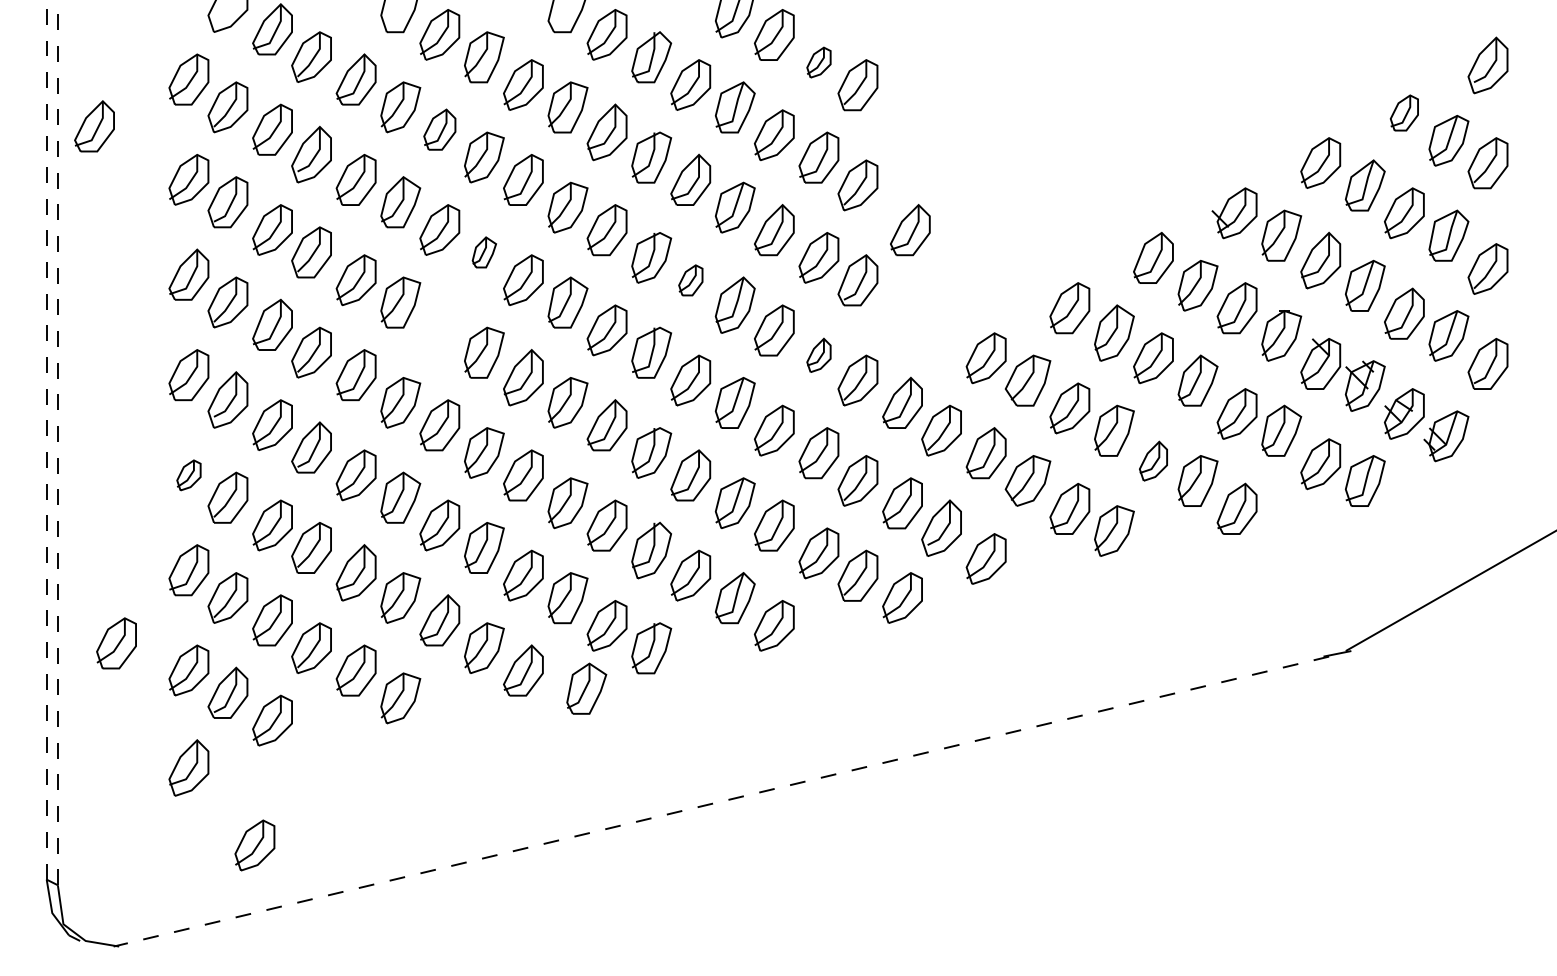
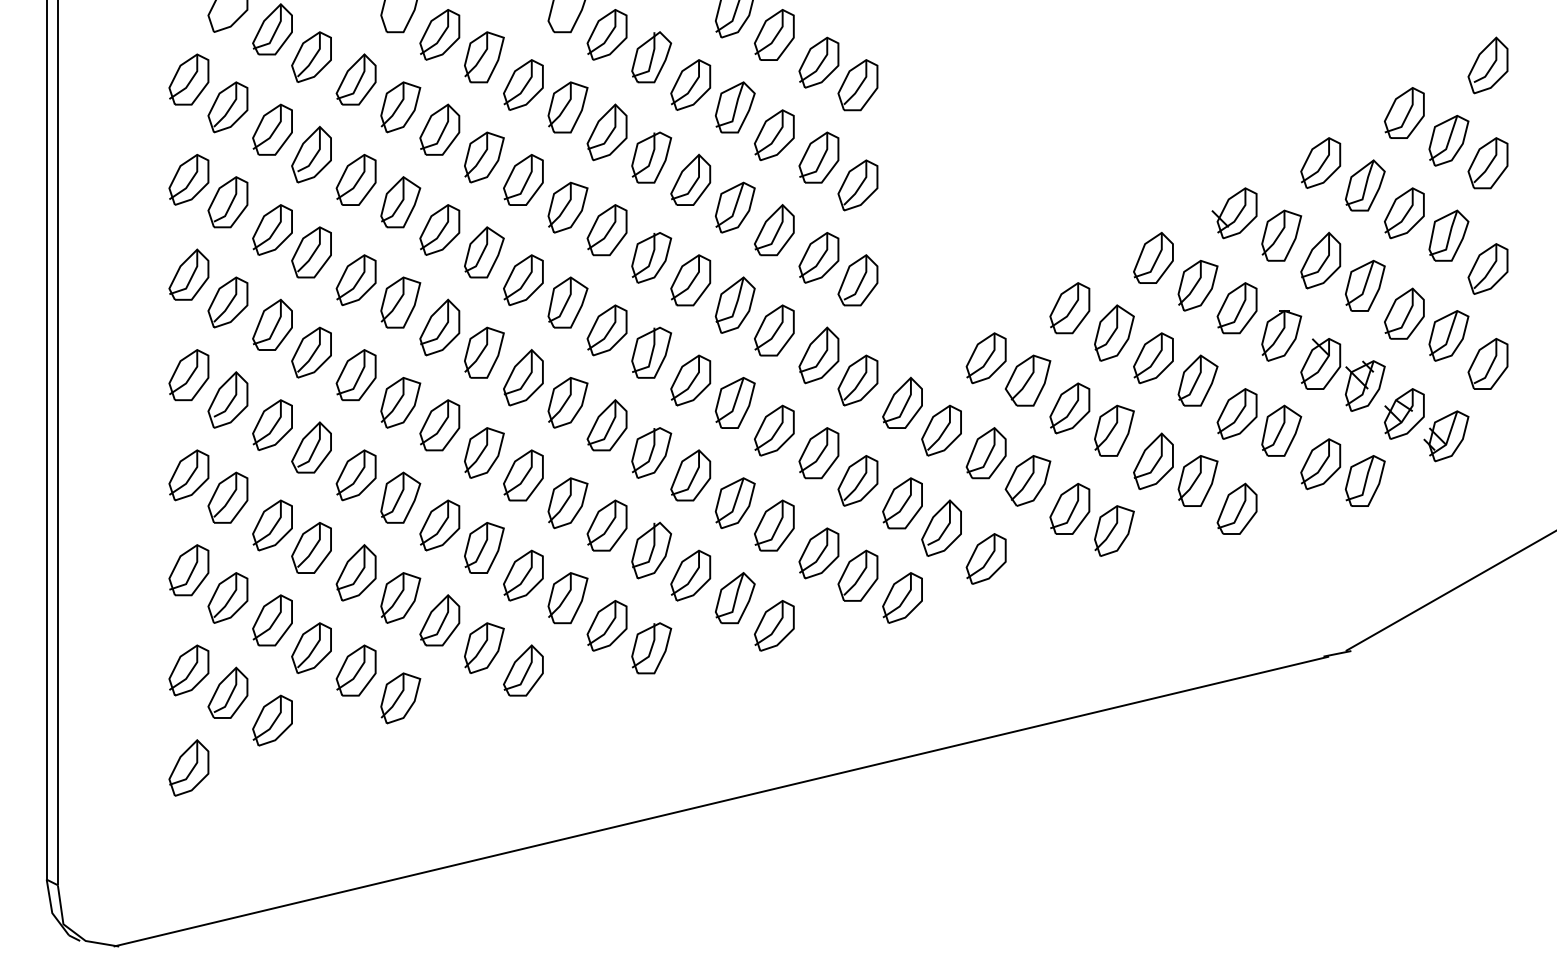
part size: 26x33 px -> 42x53 px (818, 62)
part size: 30x38 px -> 41x52 px (1404, 112)
part: present -> none (94, 126)
part size: 34x43 px -> 42x53 px (439, 129)
part: present -> none (910, 230)
part size: 26x33 px -> 41x53 px (484, 252)
part size: 26x33 px -> 42x53 px (690, 280)
part: none -> present (439, 327)
part size: 26x36 px -> 42x59 px (818, 355)
line: dashed -> solid (46, 439)
line: dashed -> solid (57, 442)
part size: 29x42 px -> 41x58 px (1153, 460)
part size: 26x33 px -> 42x53 px (188, 475)
part: present -> none (116, 643)
part: present -> none (586, 688)
line: dashed -> solid (721, 801)
part: present -> none (254, 845)
